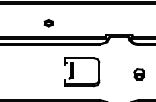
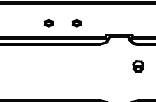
part: none -> present (76, 23)
part: present -> none (73, 72)
part position: (138, 74) -> (137, 66) (137, 66)
